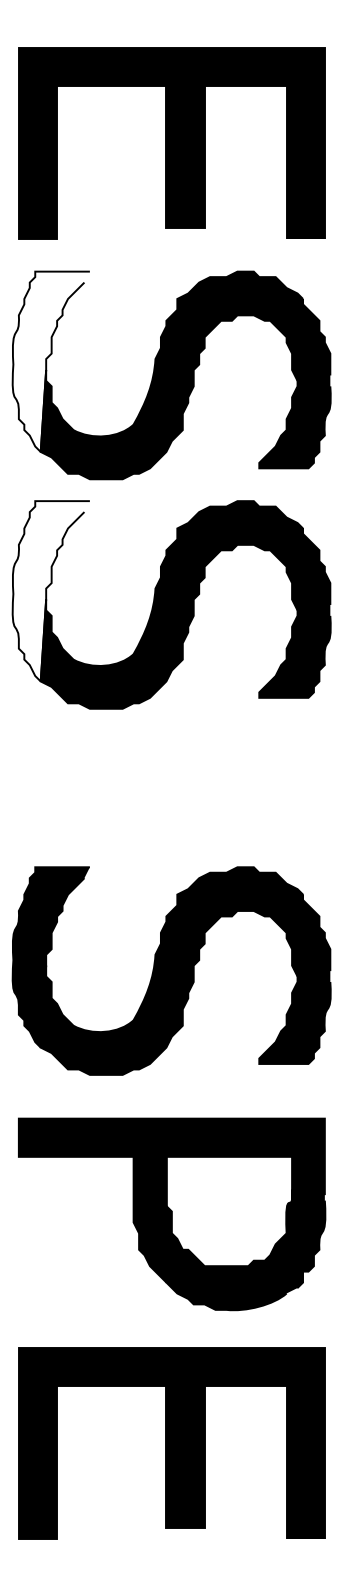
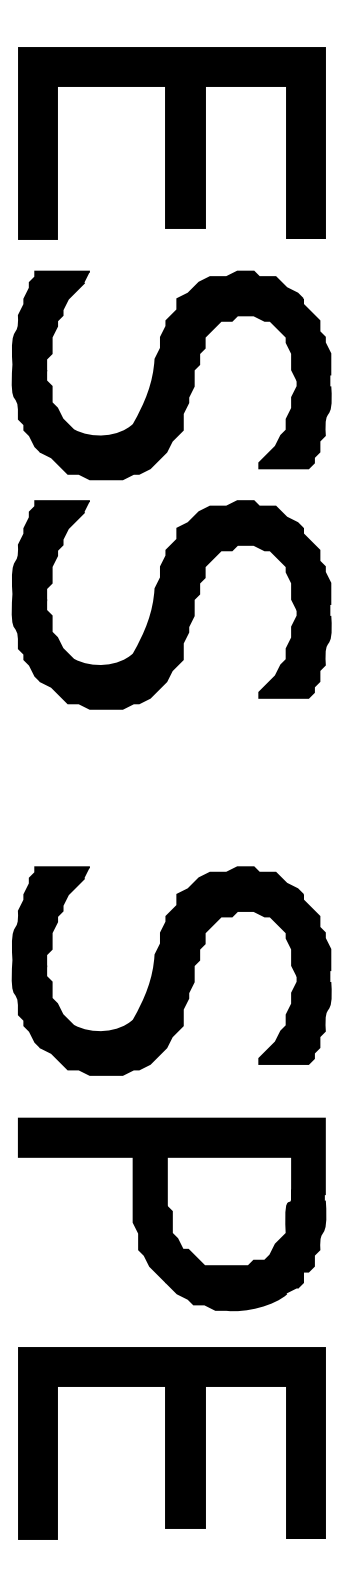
fill: none -> present (50, 361)
fill: none -> present (50, 591)
